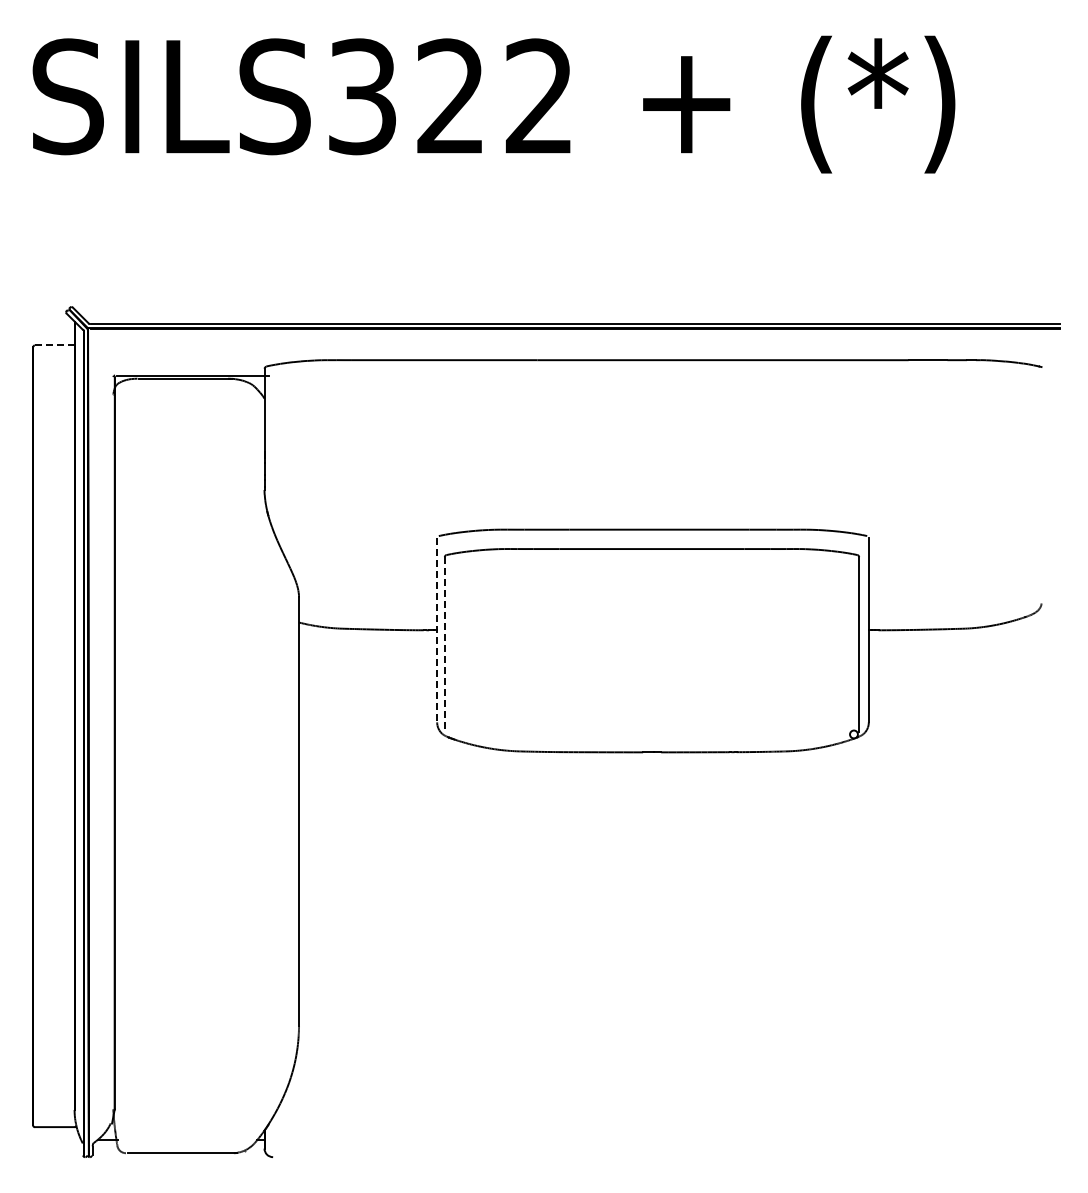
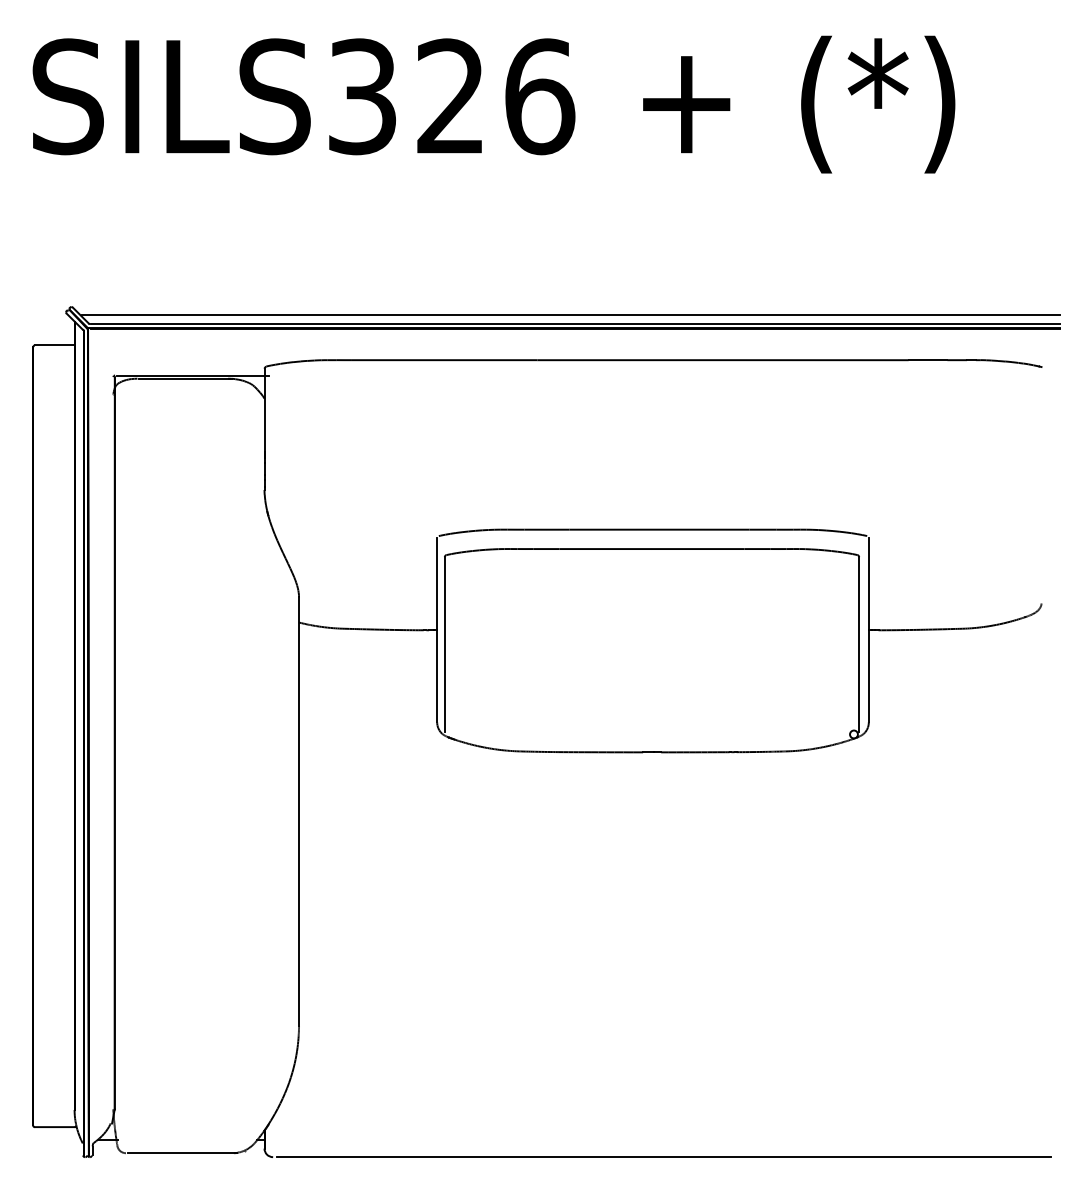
text: SILS322 -> SILS326 (540, 96)
line: none -> present (570, 315)
line: dashed -> solid (55, 345)
line: dashed -> solid (437, 630)
line: dashed -> solid (444, 644)
line: none -> present (663, 1157)
